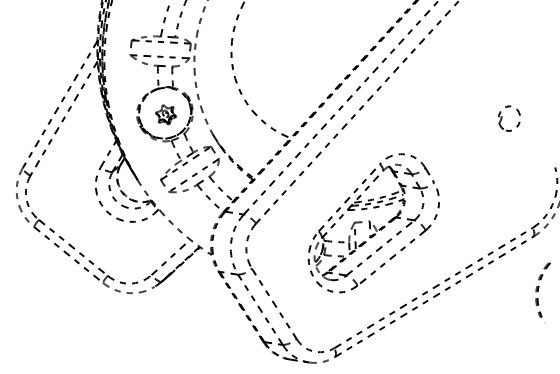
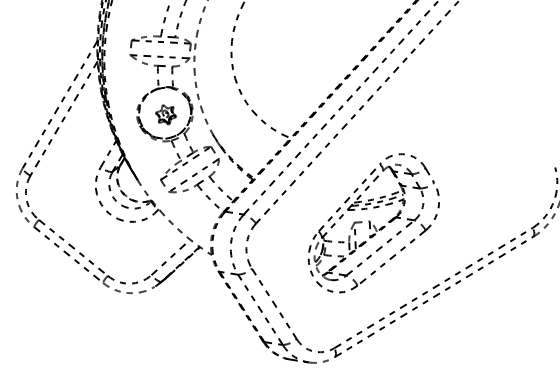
part: present -> none (502, 118)
part: present -> none (542, 292)
